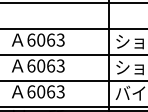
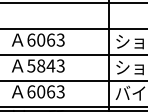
text: 6063 -> 5843 (41, 65)
